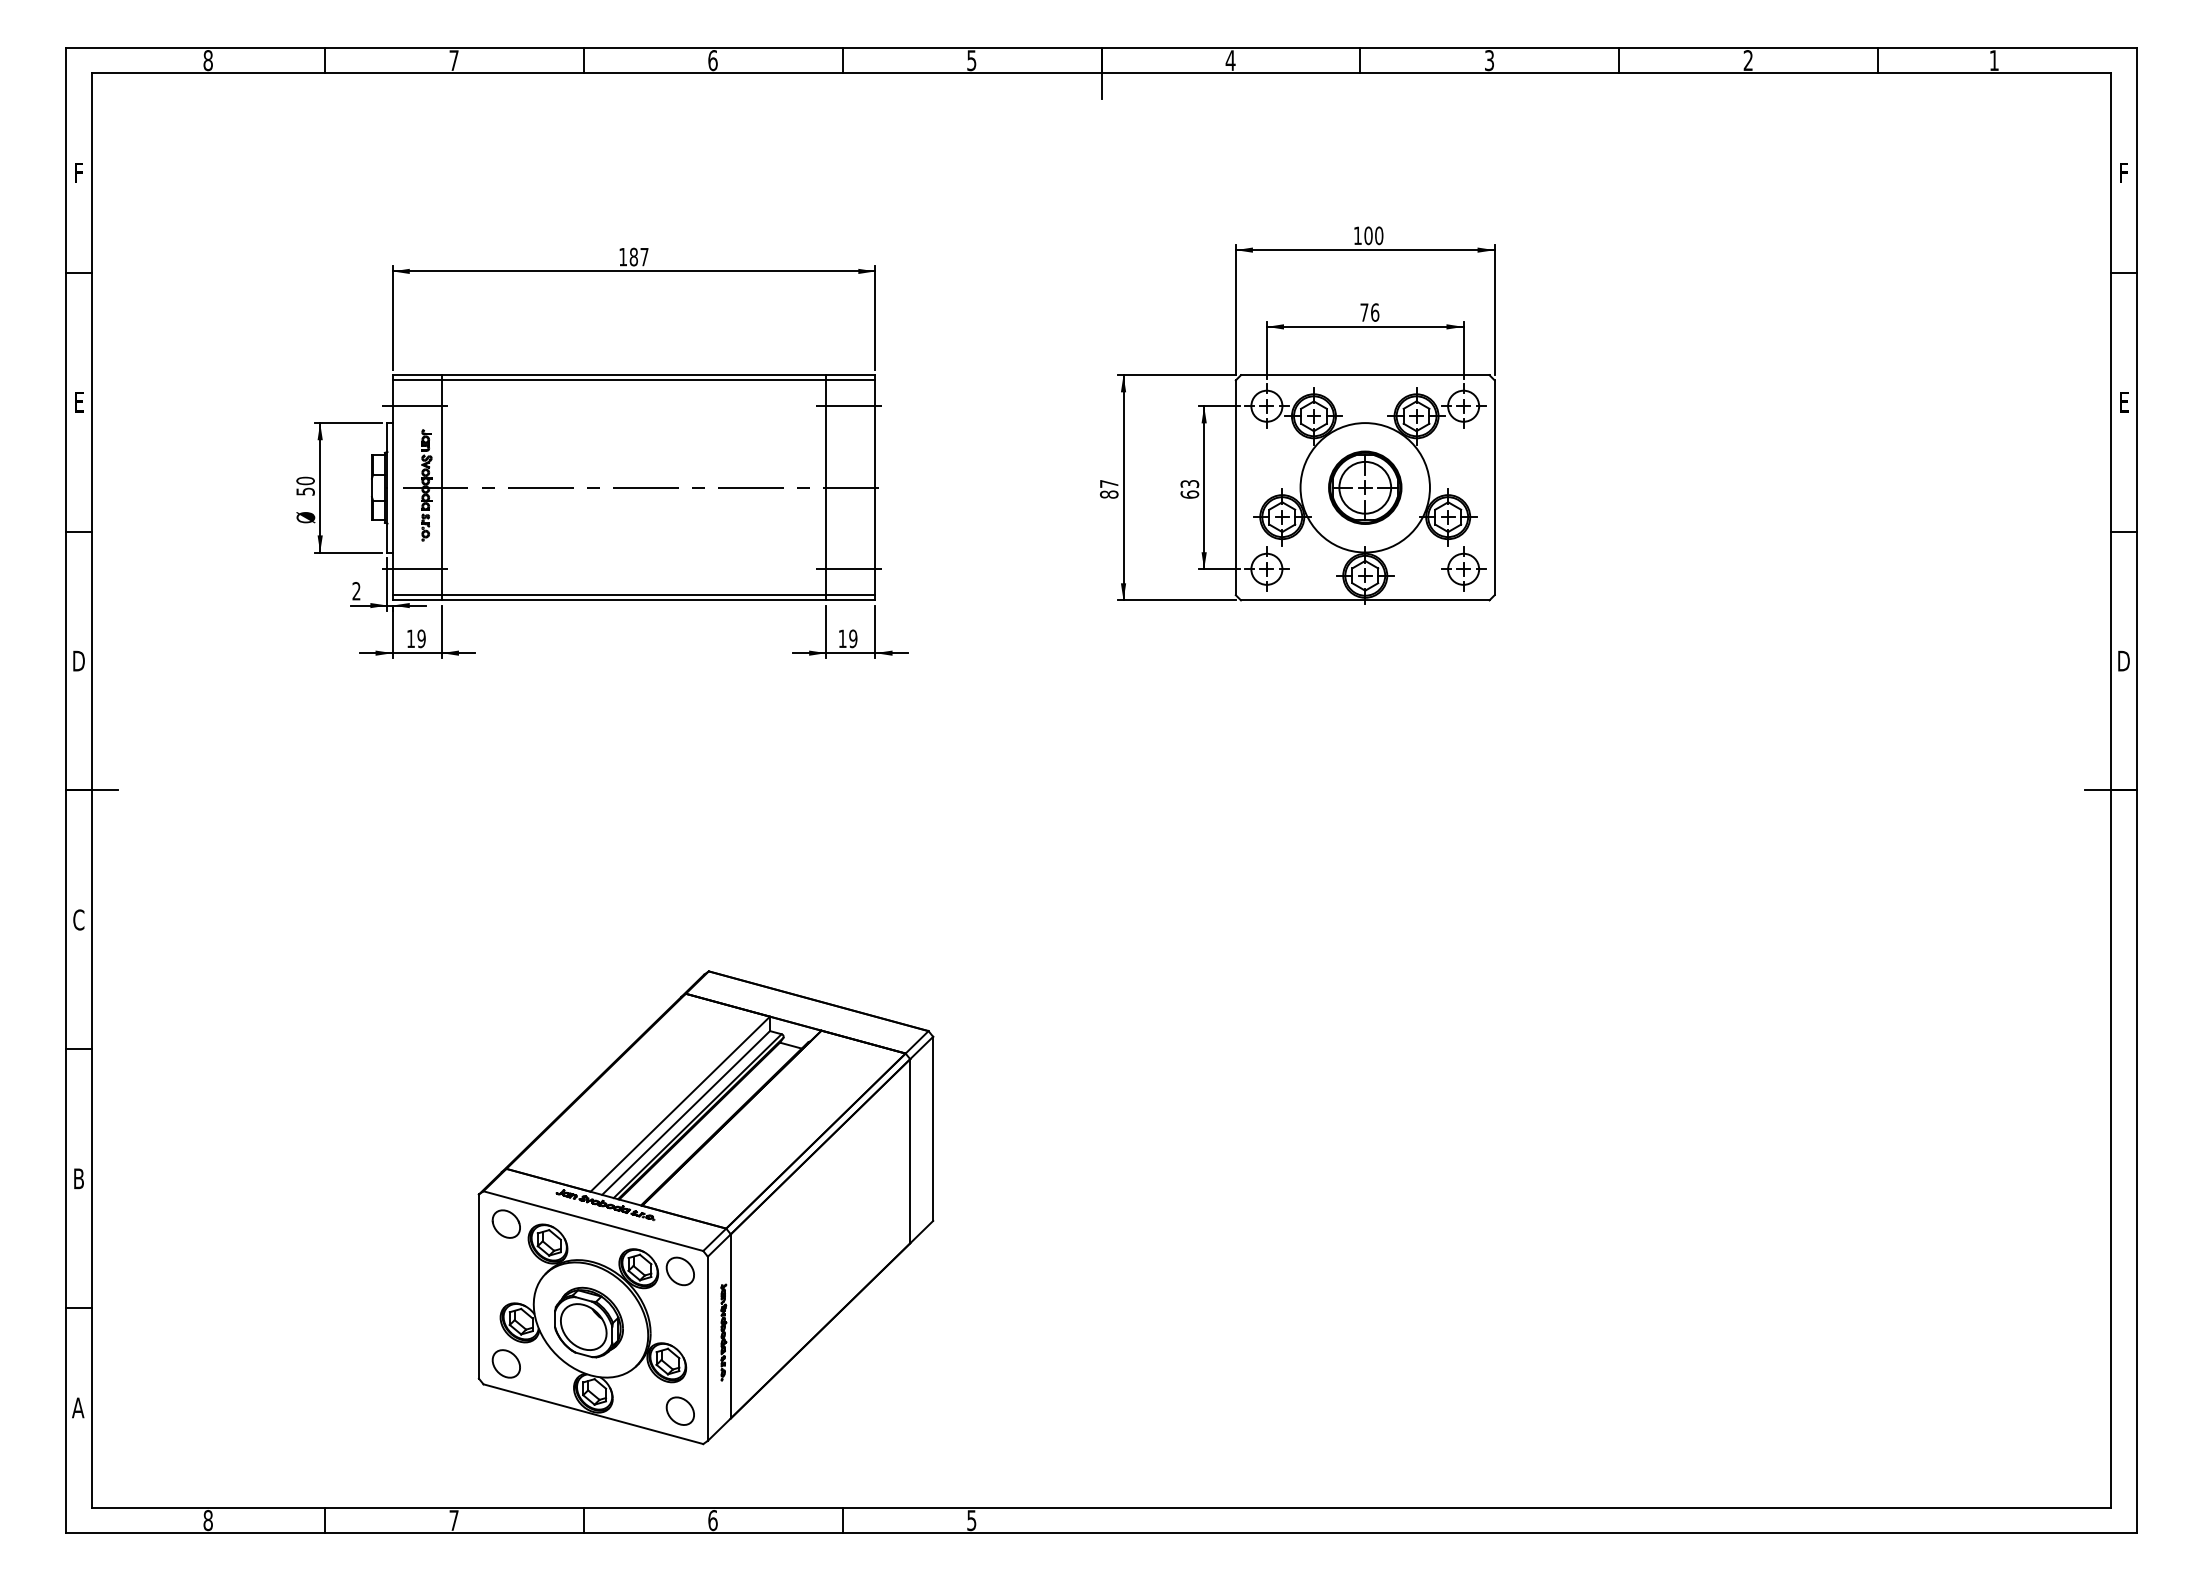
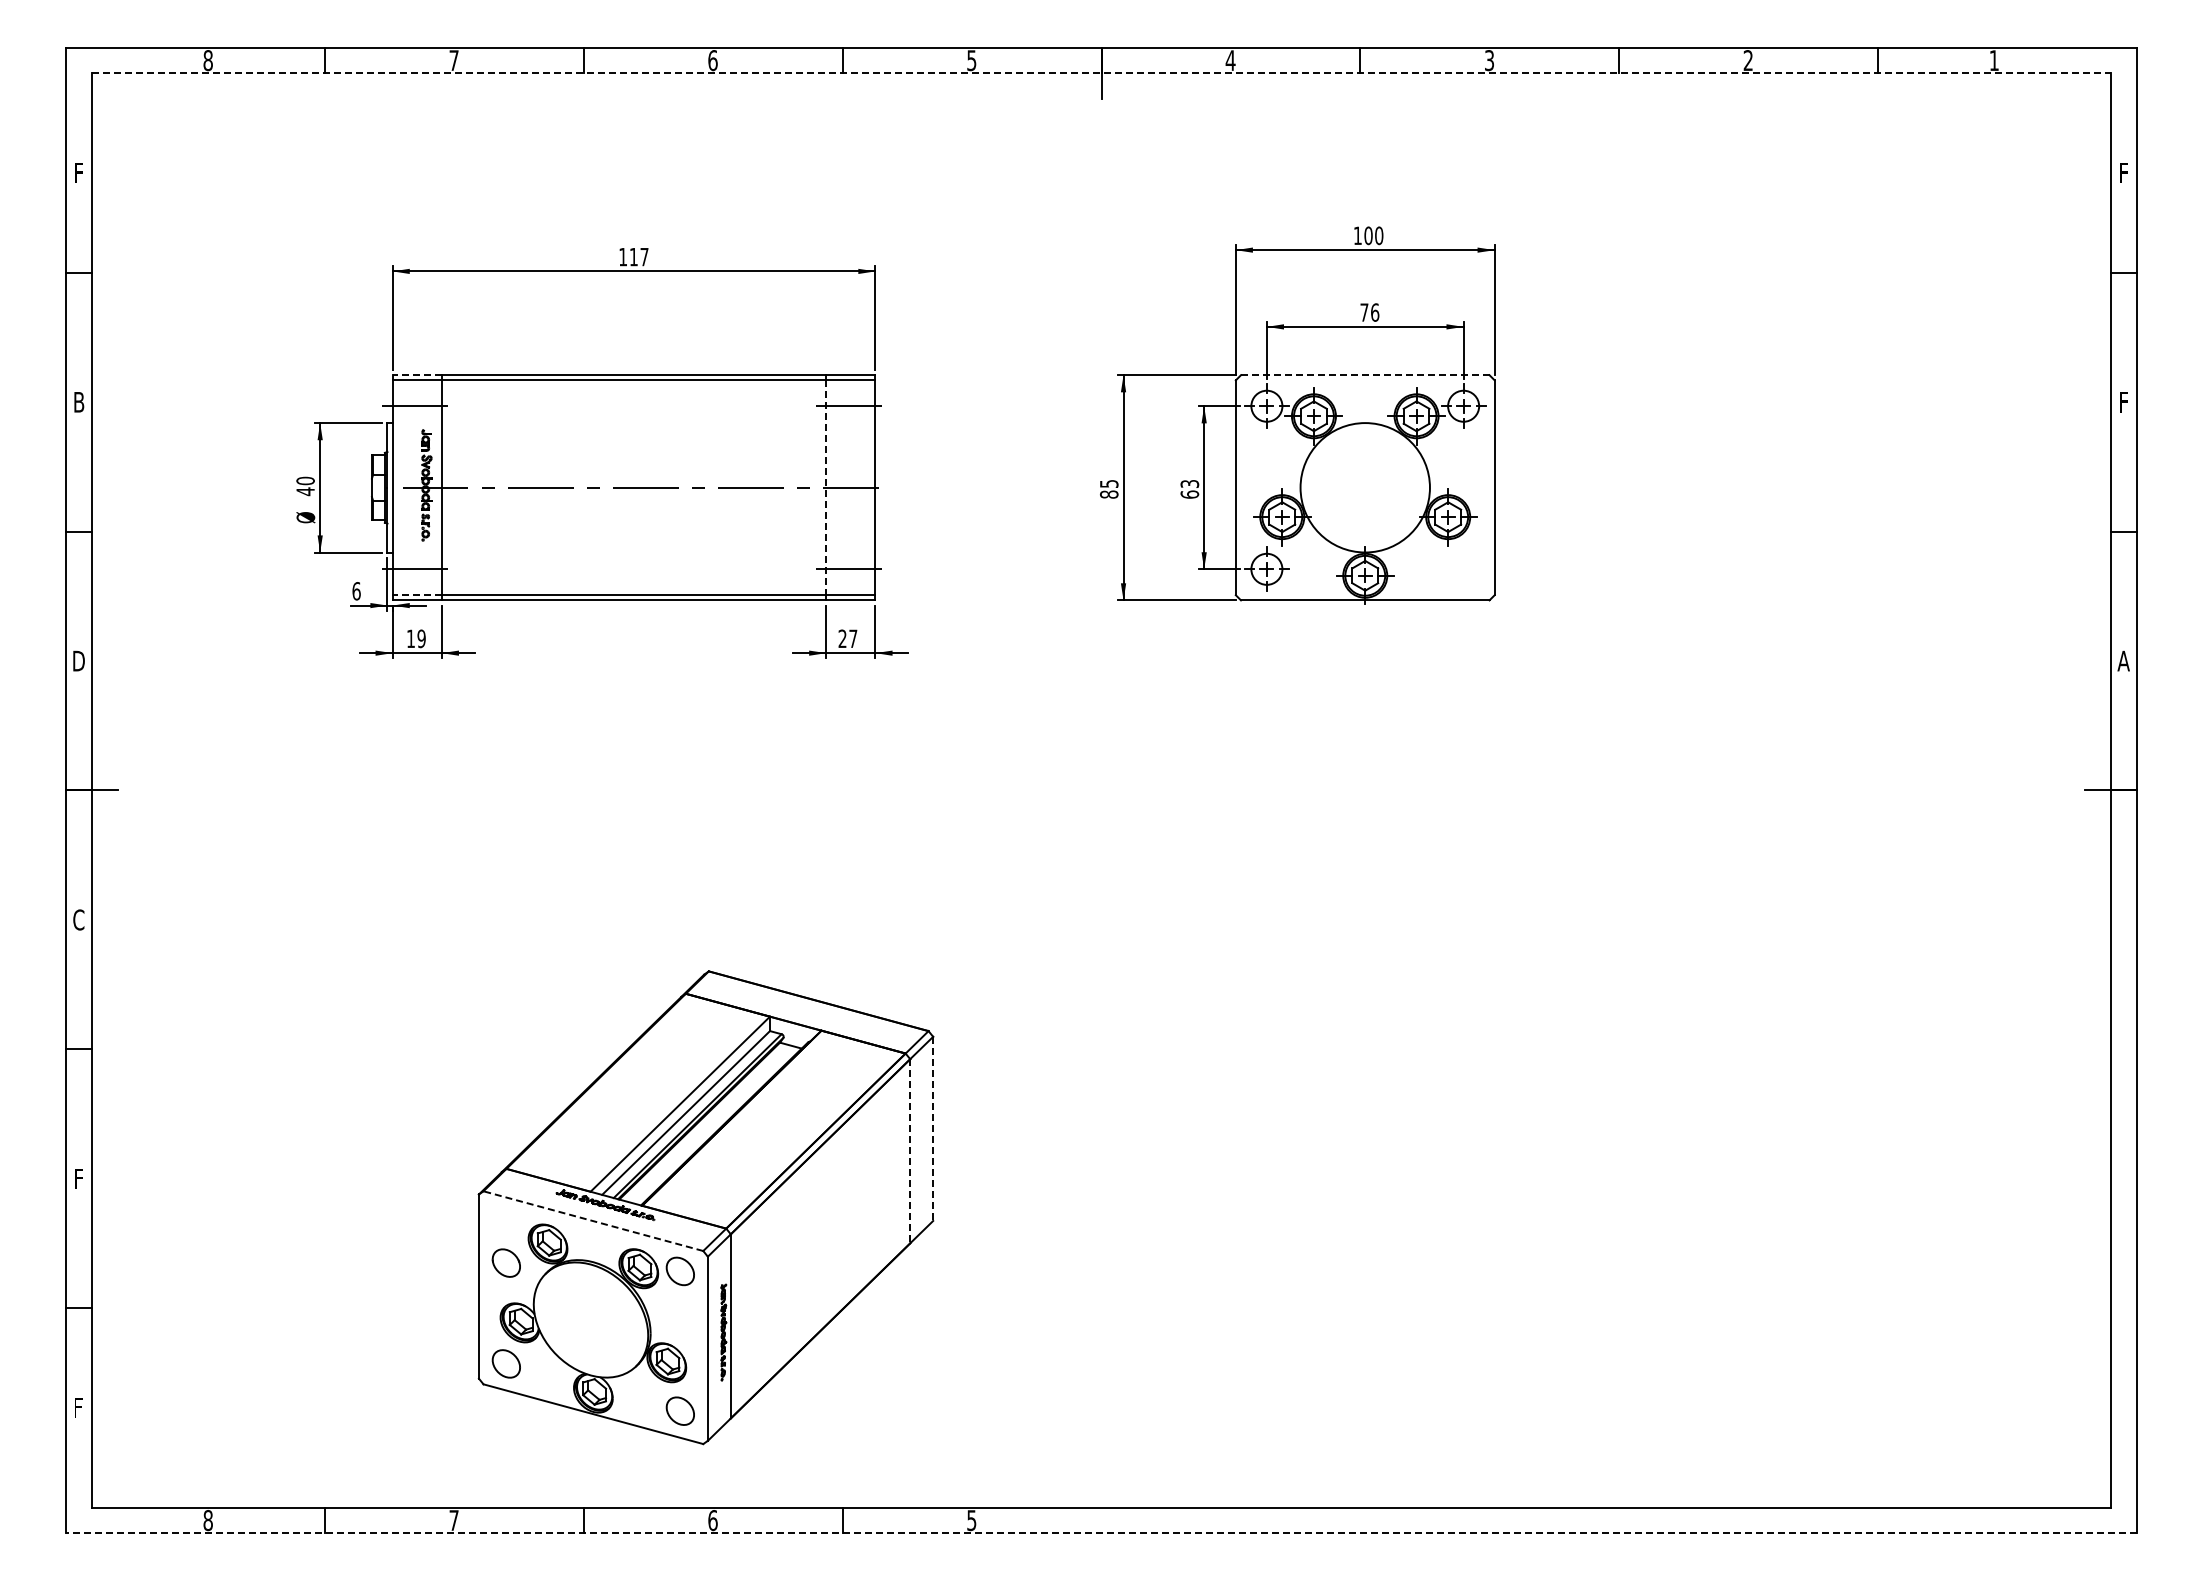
line: solid -> dashed (1101, 73)
text: 187 -> 117 (633, 256)
line: solid -> dashed (417, 375)
line: solid -> dashed (1364, 375)
text: E -> B (79, 402)
text: E -> F (2125, 402)
text: 87 -> 85 (1109, 483)
part: present -> none (1365, 487)
line: solid -> dashed (826, 488)
text: 50 -> 40 (305, 491)
part: present -> none (1463, 568)
text: 2 -> 6 (356, 591)
line: solid -> dashed (417, 595)
text: 19 -> 27 (847, 638)
text: D -> A (2123, 660)
line: solid -> dashed (933, 1129)
line: solid -> dashed (910, 1151)
text: B -> F (78, 1178)
line: solid -> dashed (593, 1221)
part position: (505, 1223) -> (505, 1262) (505, 1262)
part: present -> none (588, 1322)
text: A -> F (78, 1407)
line: solid -> dashed (1101, 1533)
